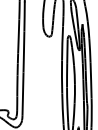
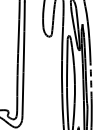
arc: solid -> dashed (91, 80)
